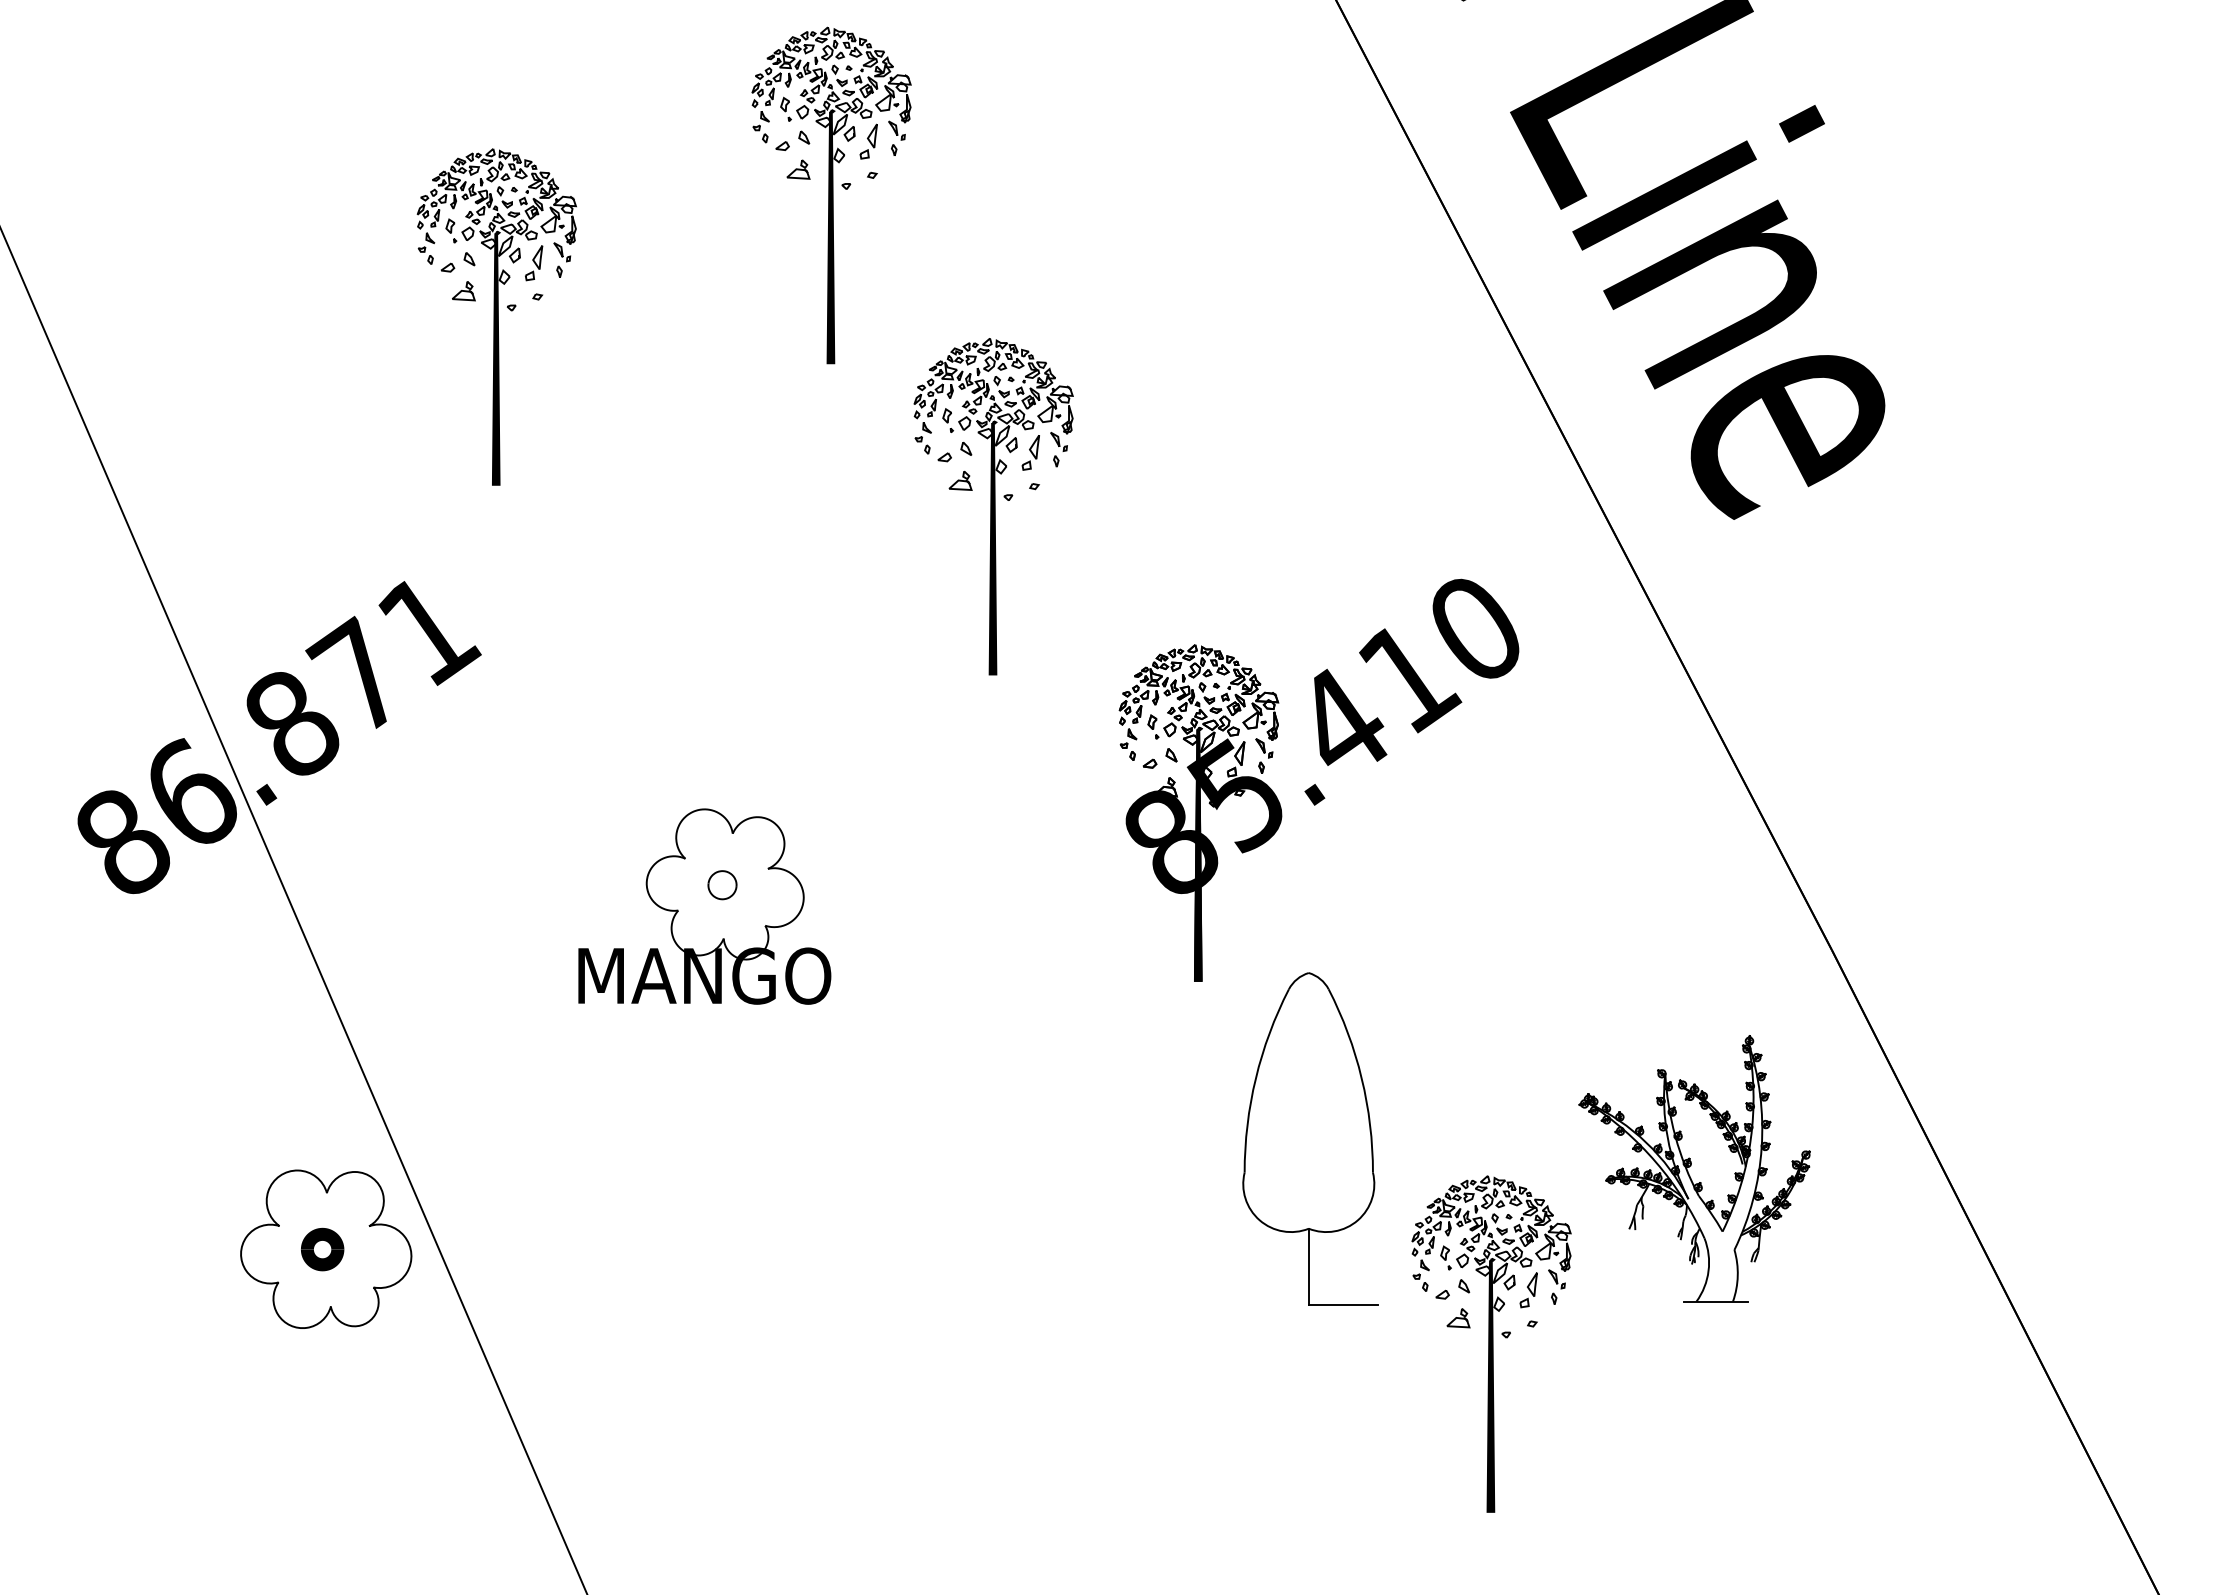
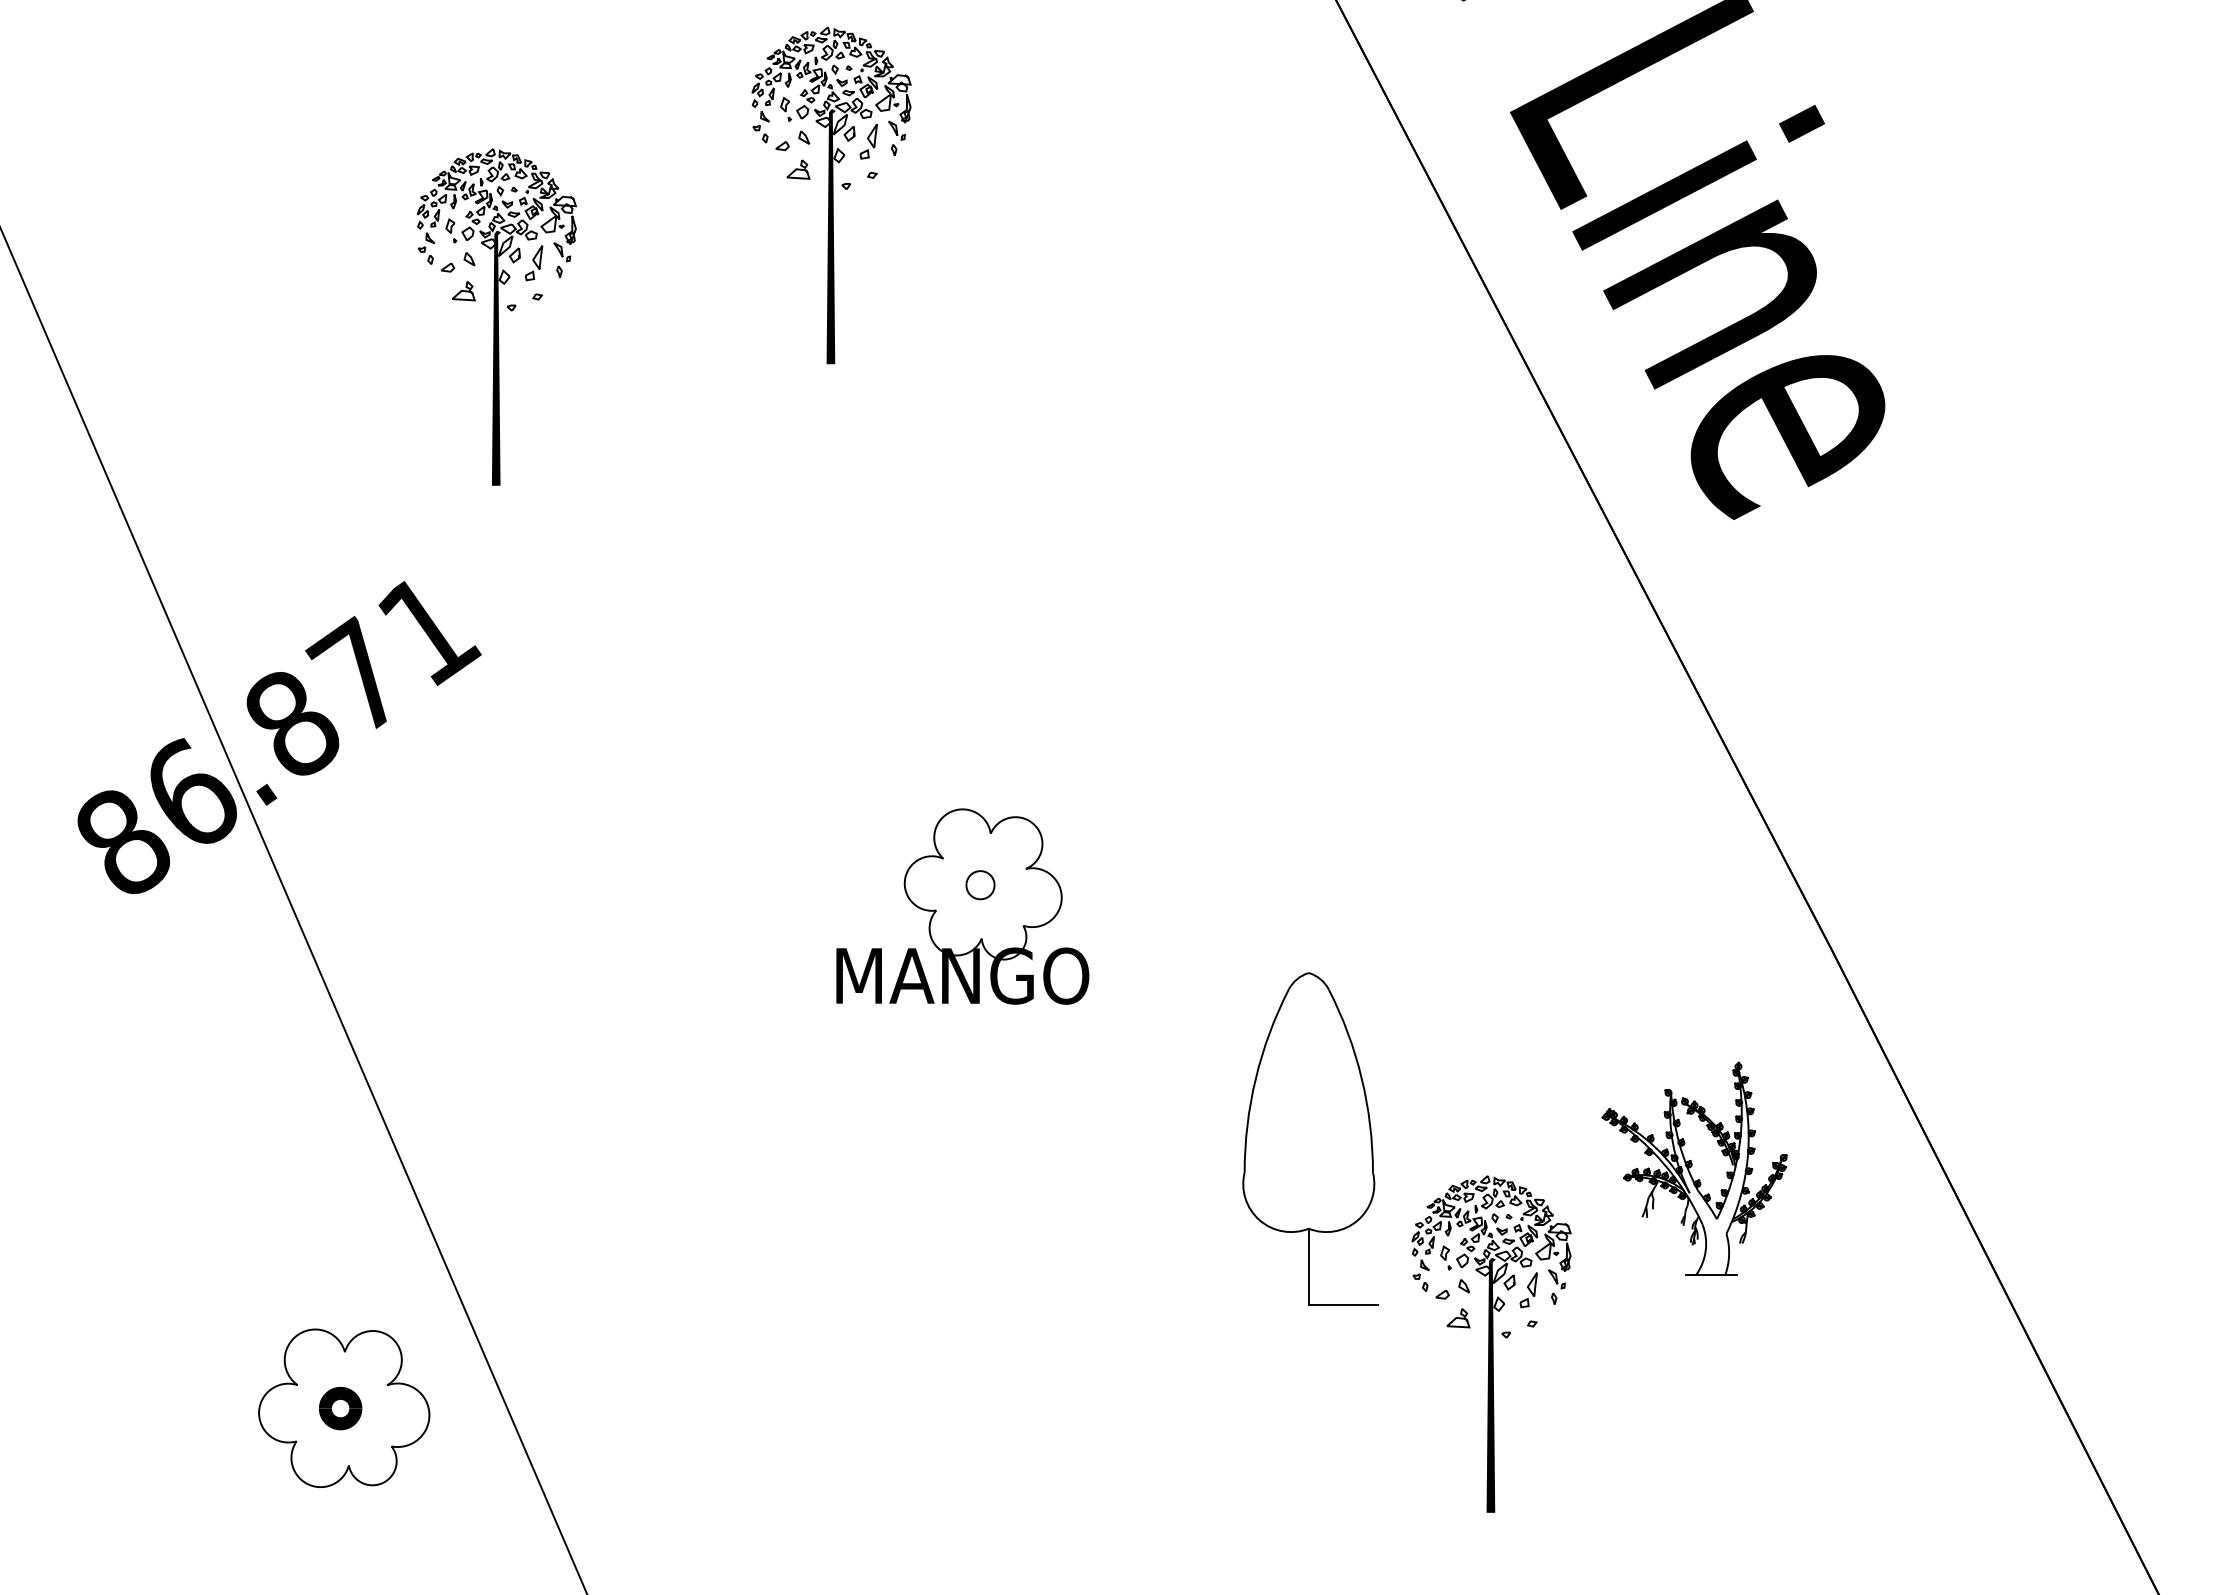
part: present -> none (993, 506)
part: present -> none (1318, 779)
part position: (704, 906) -> (962, 906) (962, 906)
part size: 233x268 px -> 187x215 px (1694, 1168)
part position: (326, 1248) -> (344, 1407) (344, 1407)
